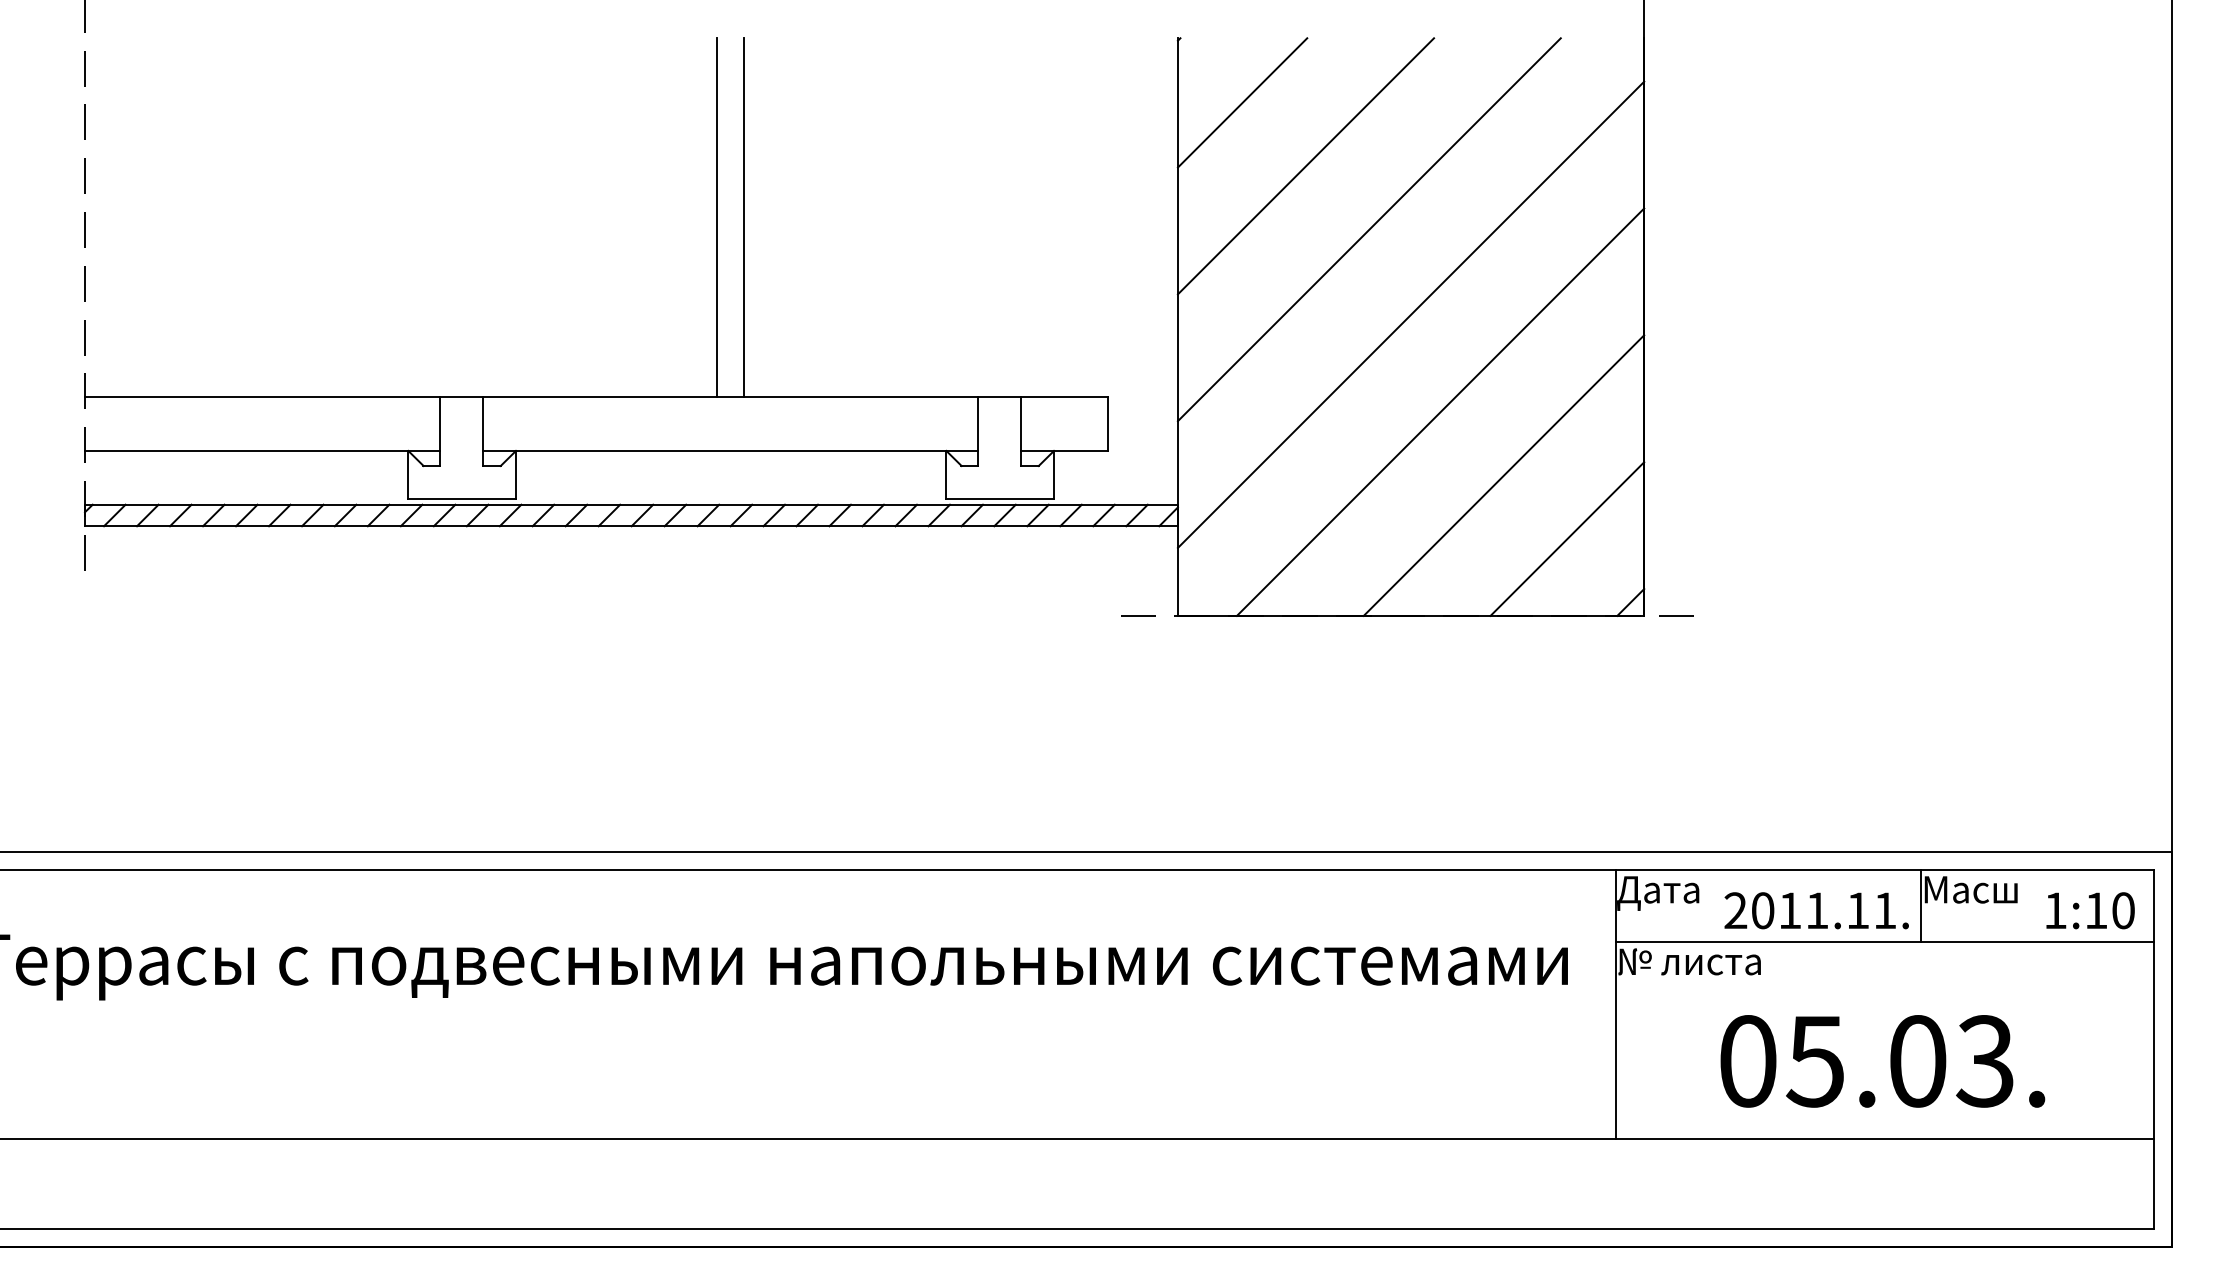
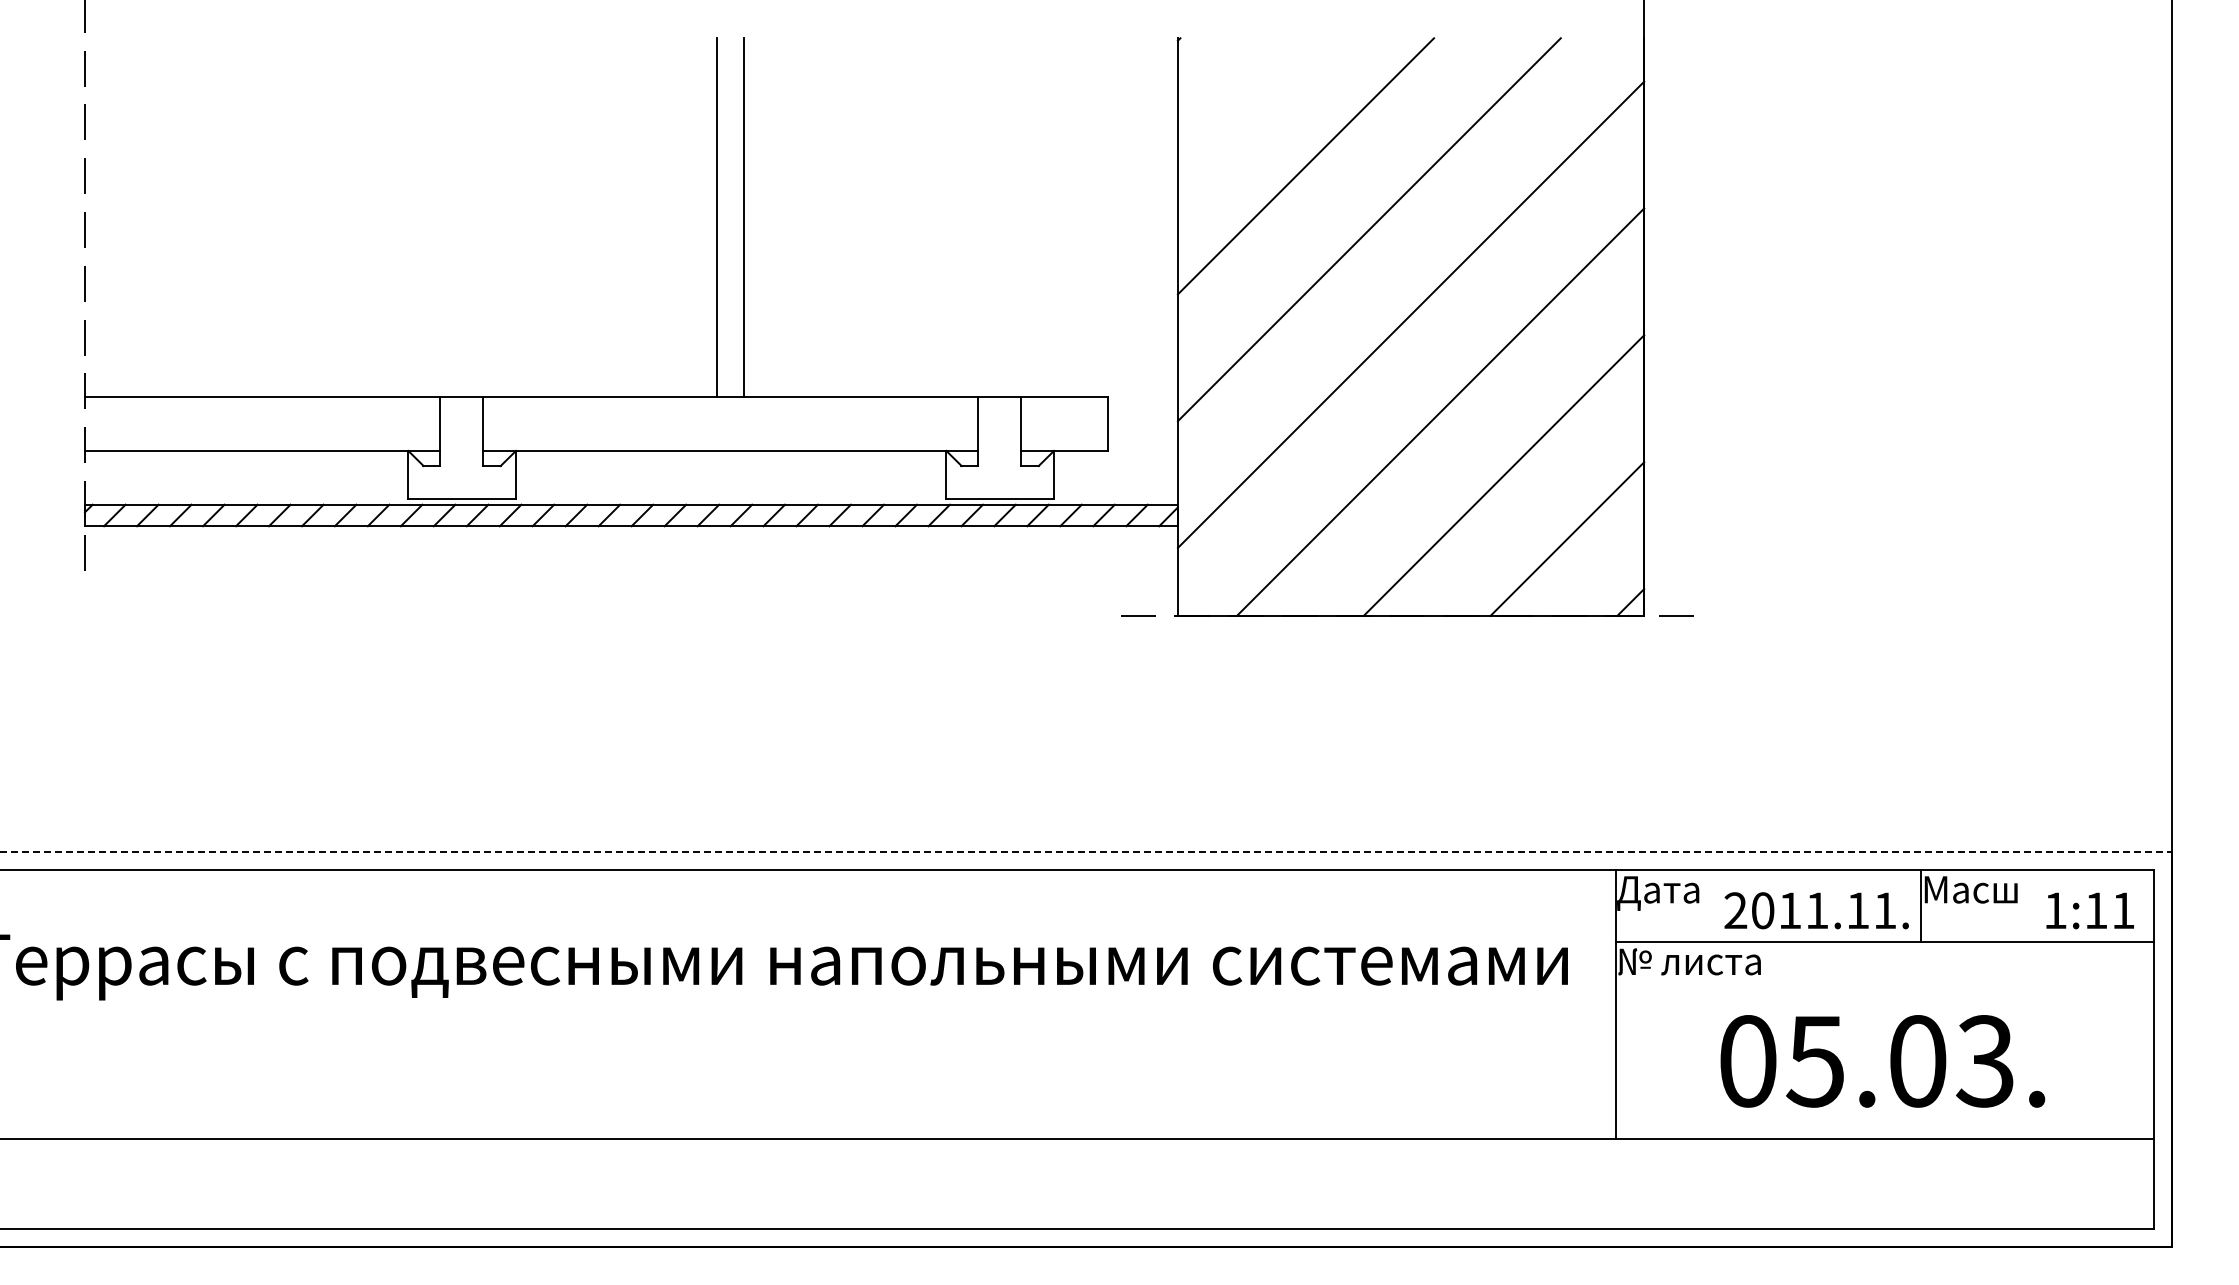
line: present -> none (1242, 102)
line: solid -> dashed (1086, 852)
text: 1:10 -> 1:11 (2123, 910)
